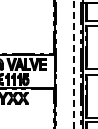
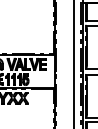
line: dashed -> solid (74, 64)
